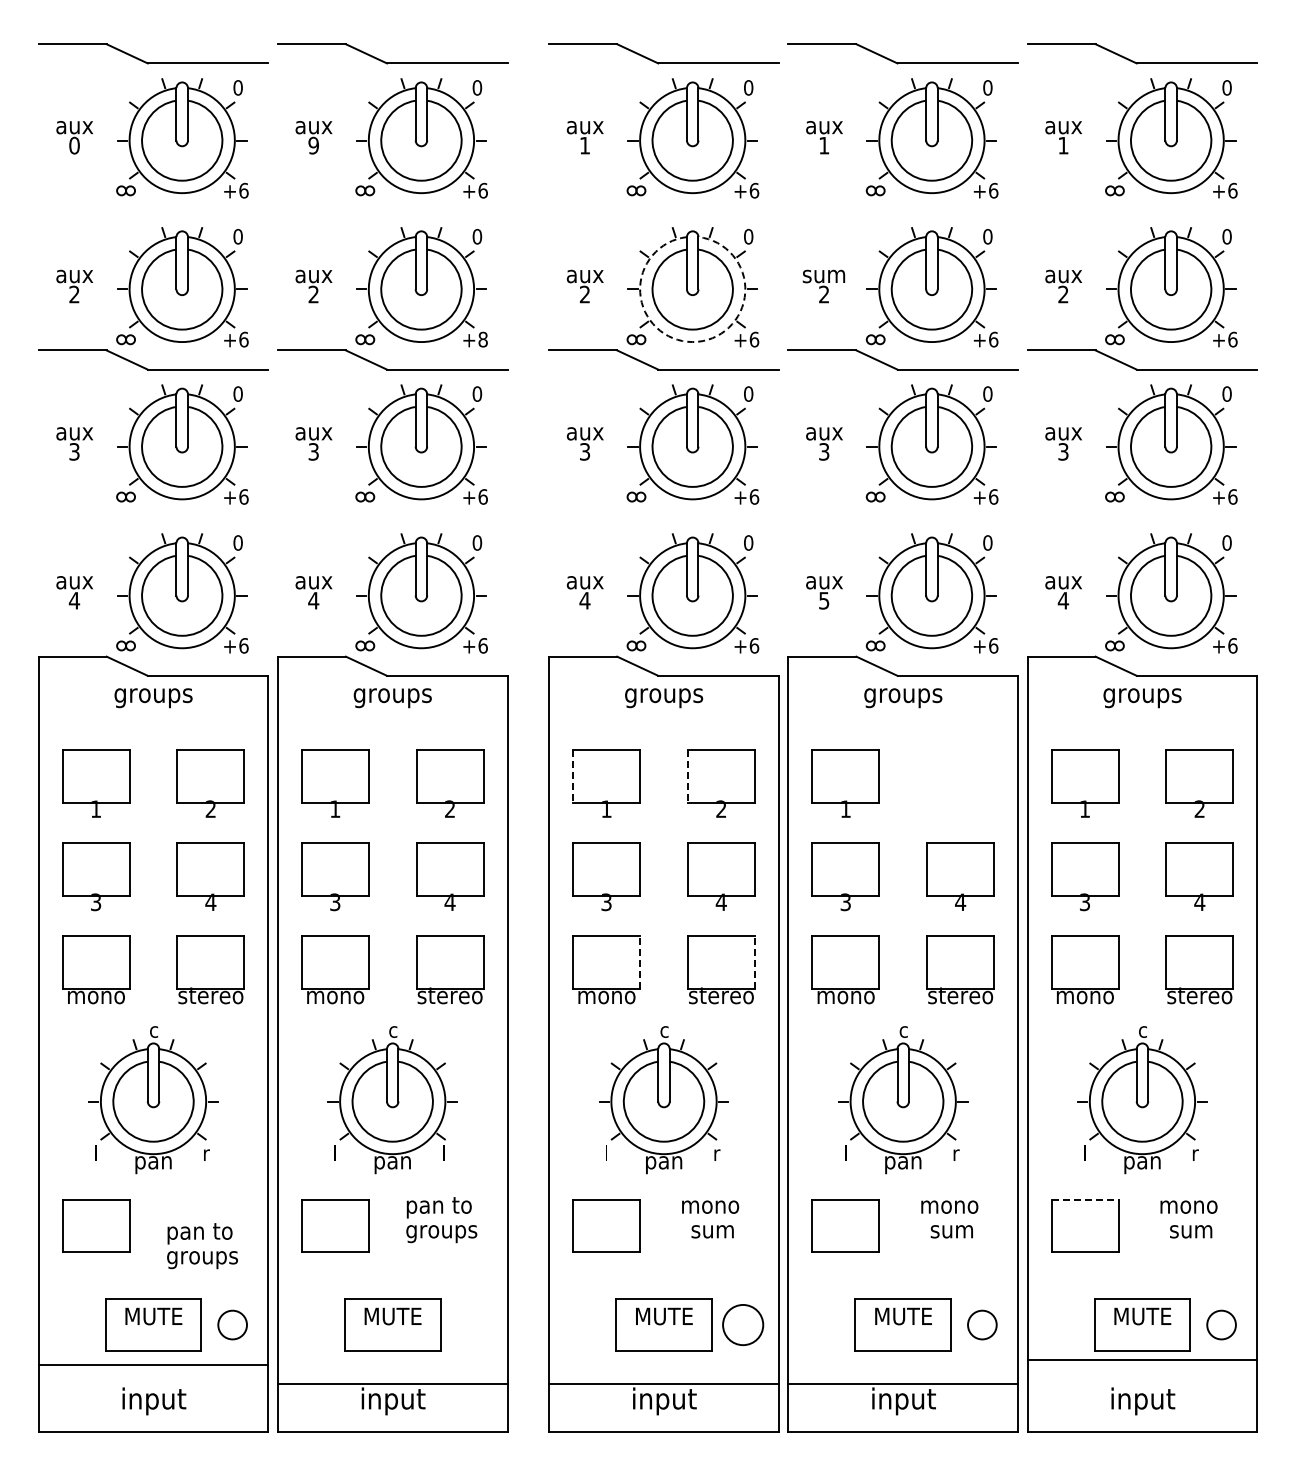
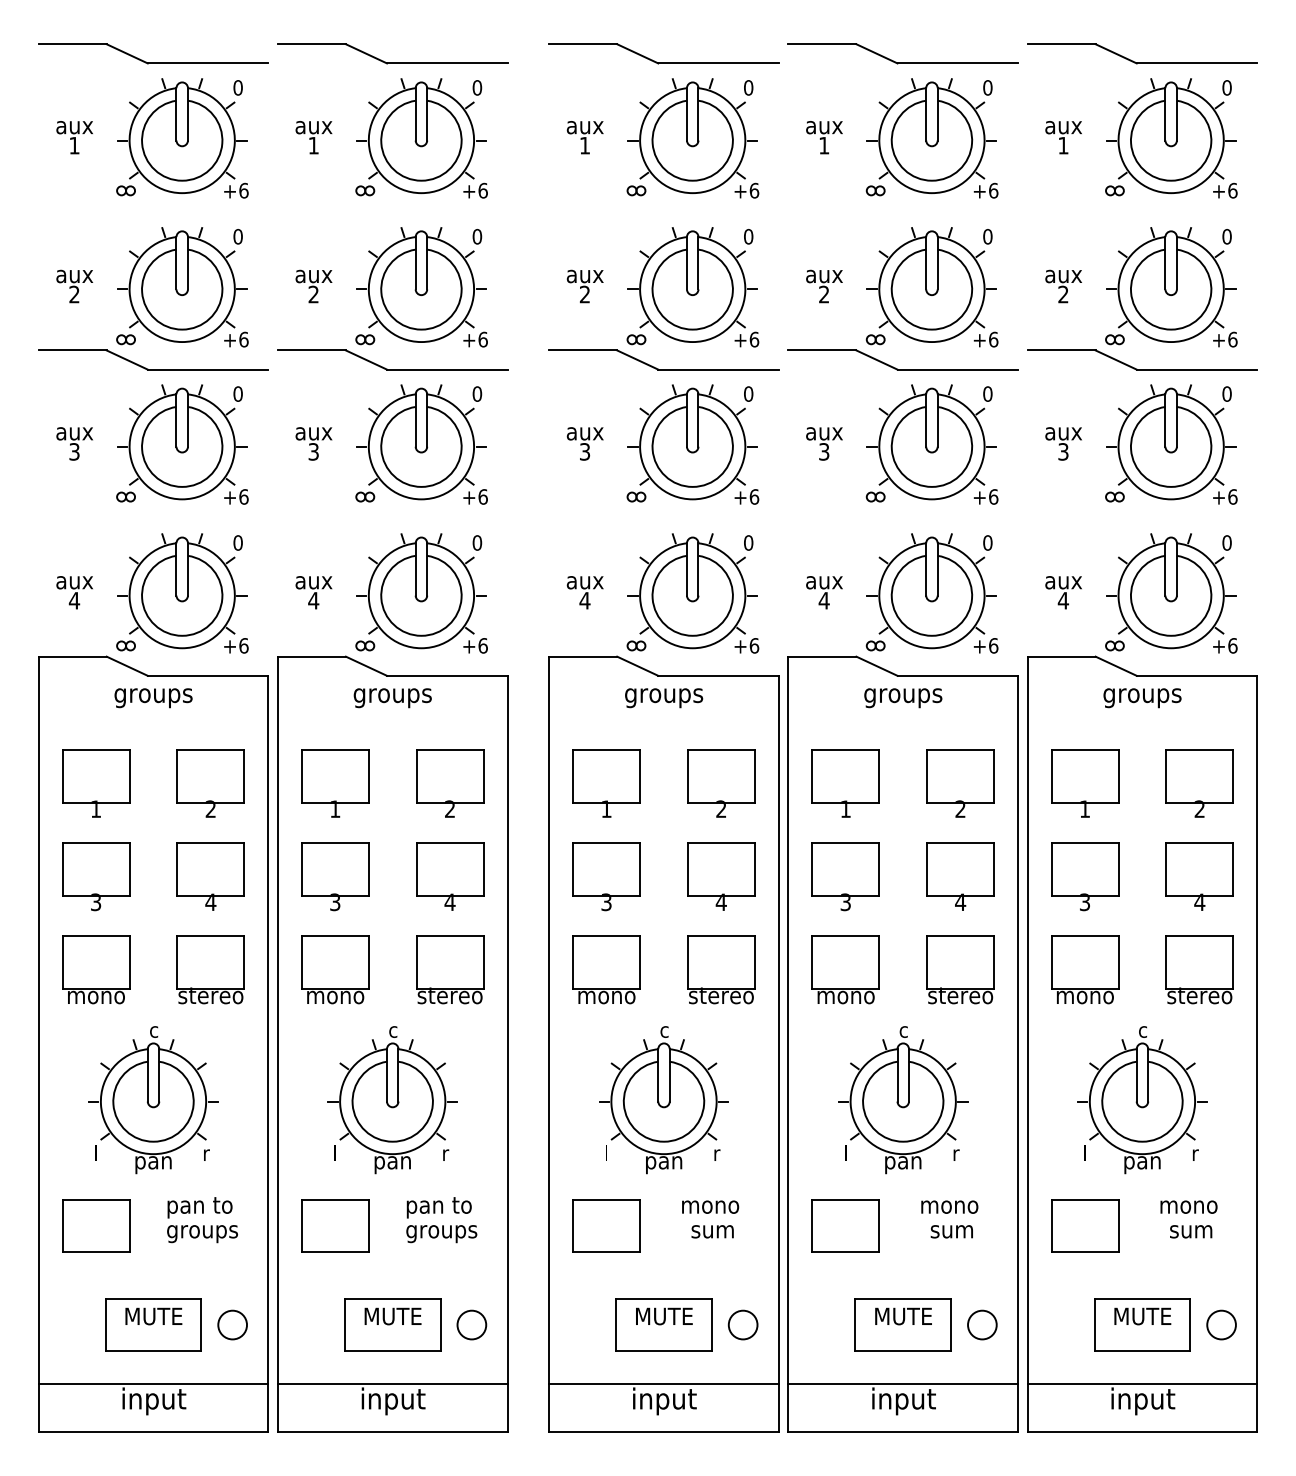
text: 0 -> 1 (74, 145)
text: 9 -> 1 (313, 145)
text: sum -> aux (823, 276)
text: +8 -> +6 (482, 339)
arc: dashed -> solid (692, 342)
text: 5 -> 4 (823, 600)
line: dashed -> solid (573, 776)
line: dashed -> solid (687, 776)
part: none -> present (960, 783)
line: dashed -> solid (640, 962)
line: dashed -> solid (754, 962)
text: l -> r (446, 1152)
line: dashed -> solid (1085, 1199)
text position: (202, 1246) -> (202, 1220) (202, 1220)
circle: none -> present (471, 1324)
circle diameter: 40 px -> 29 px (742, 1324)
line position: (1142, 1359) -> (1142, 1383) (1142, 1383)
line position: (153, 1364) -> (153, 1383) (153, 1383)
